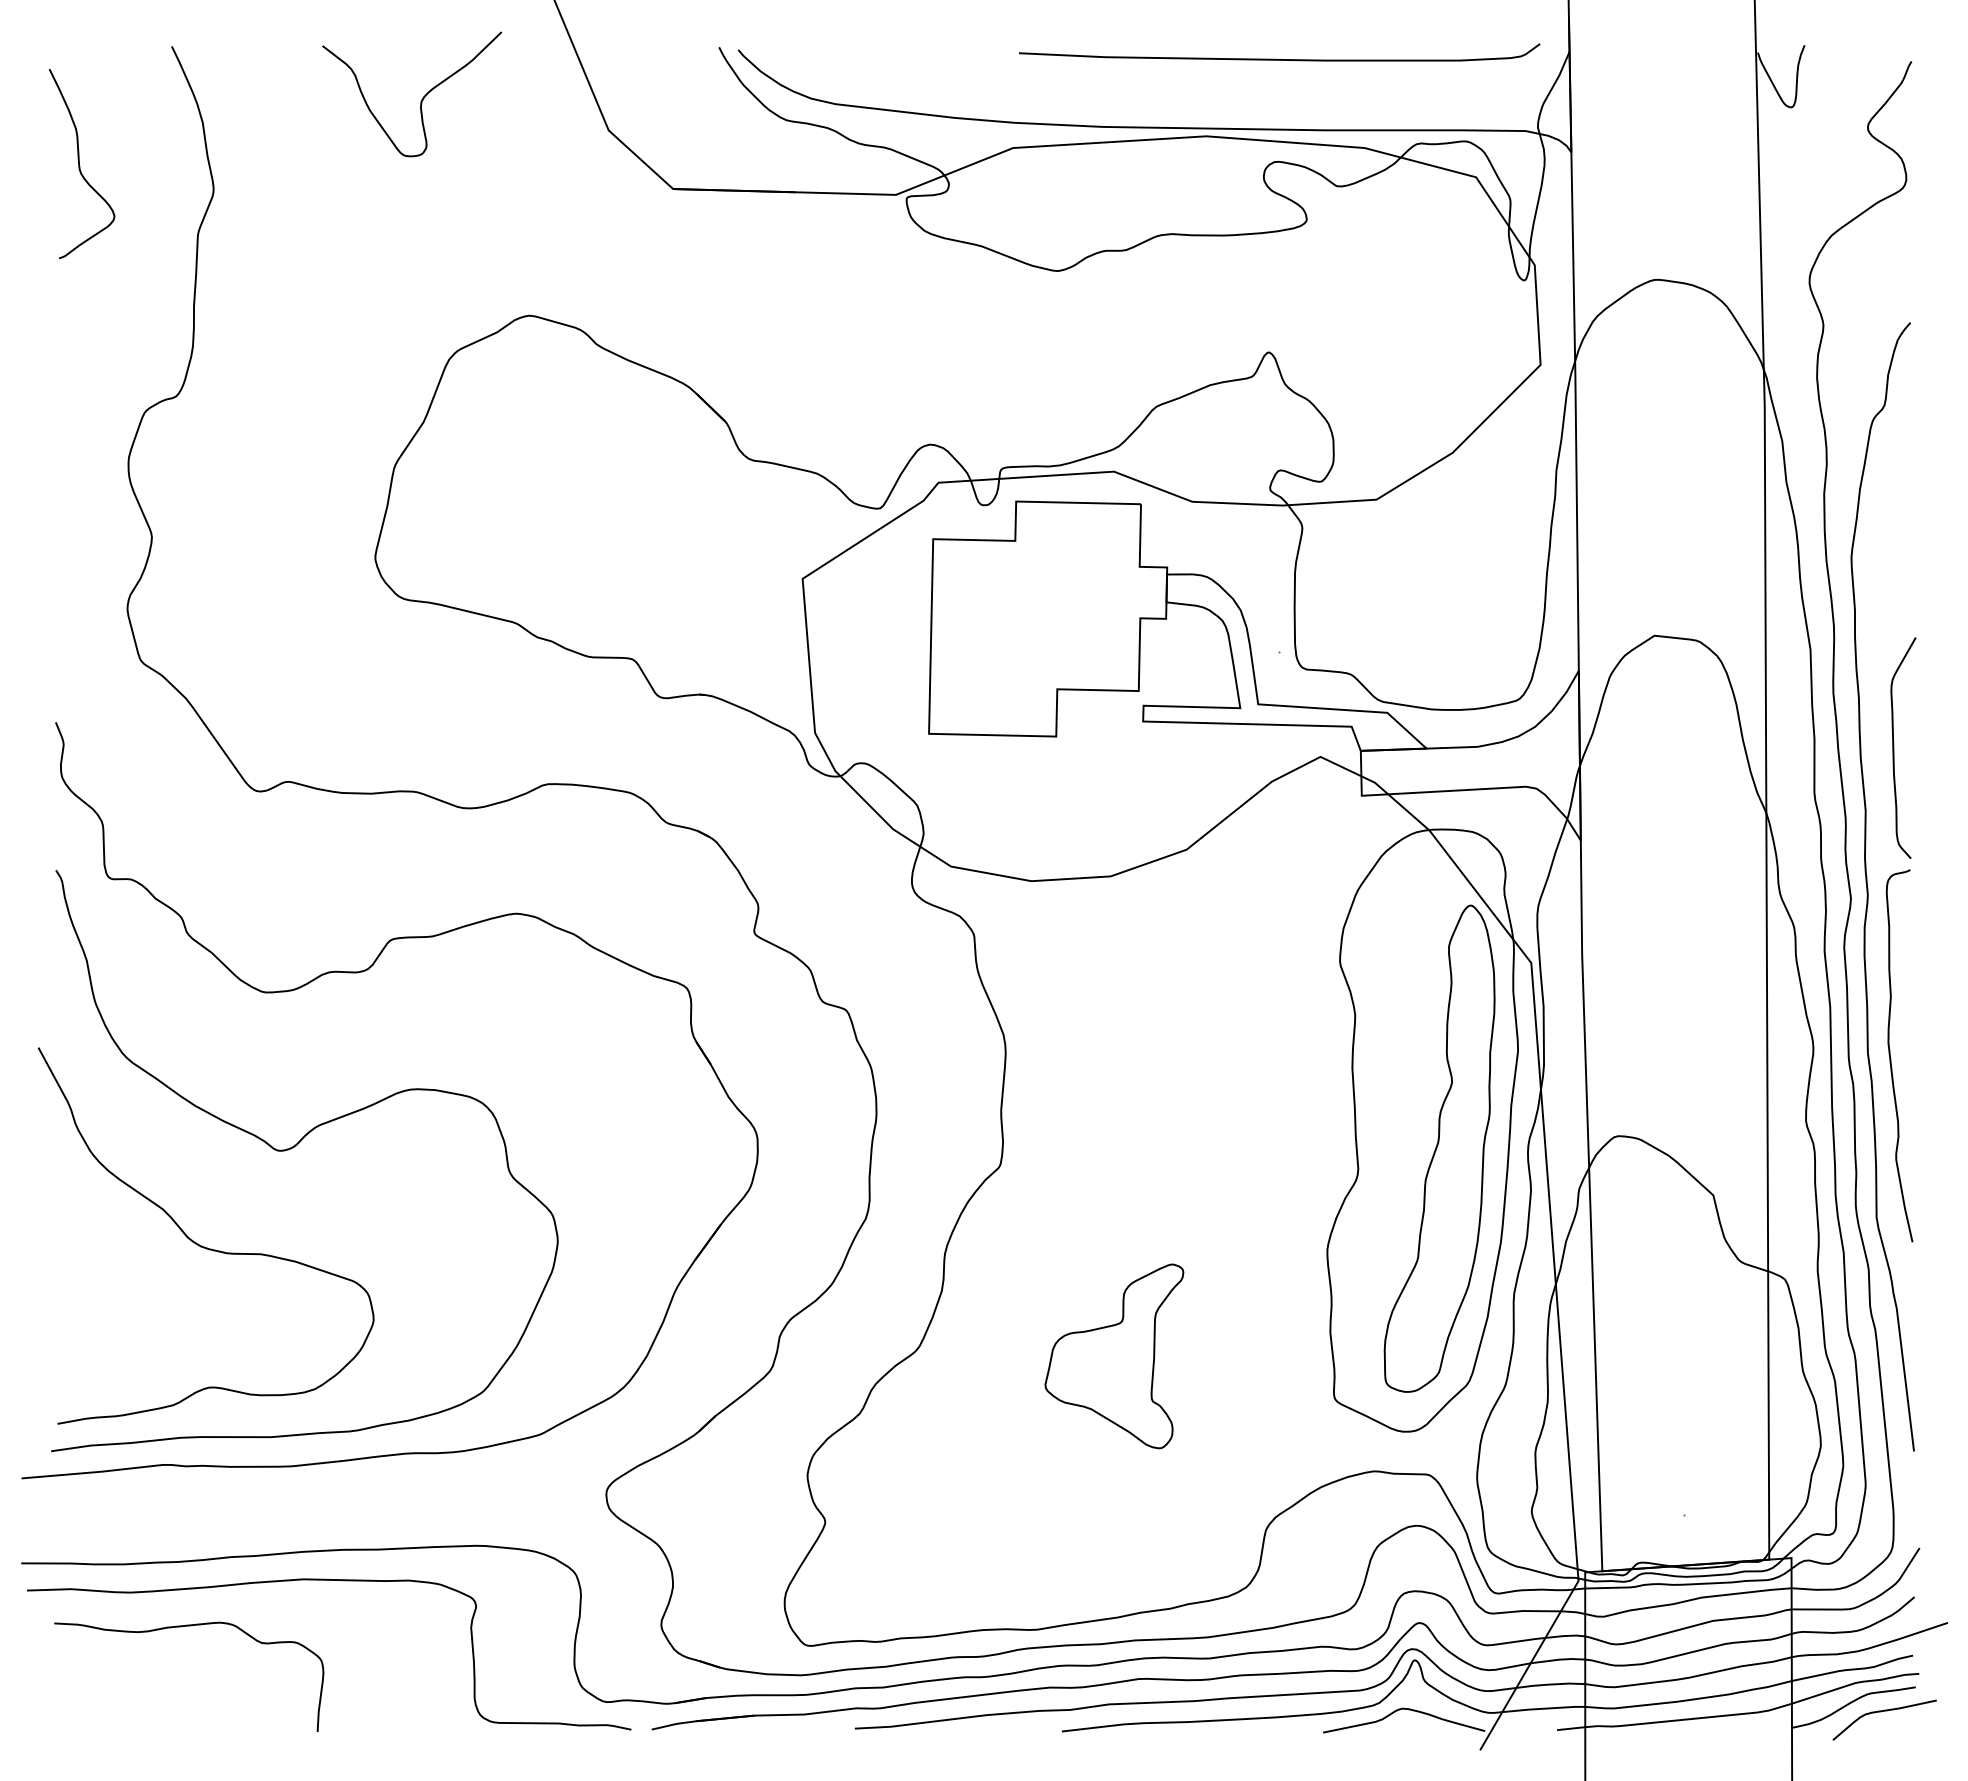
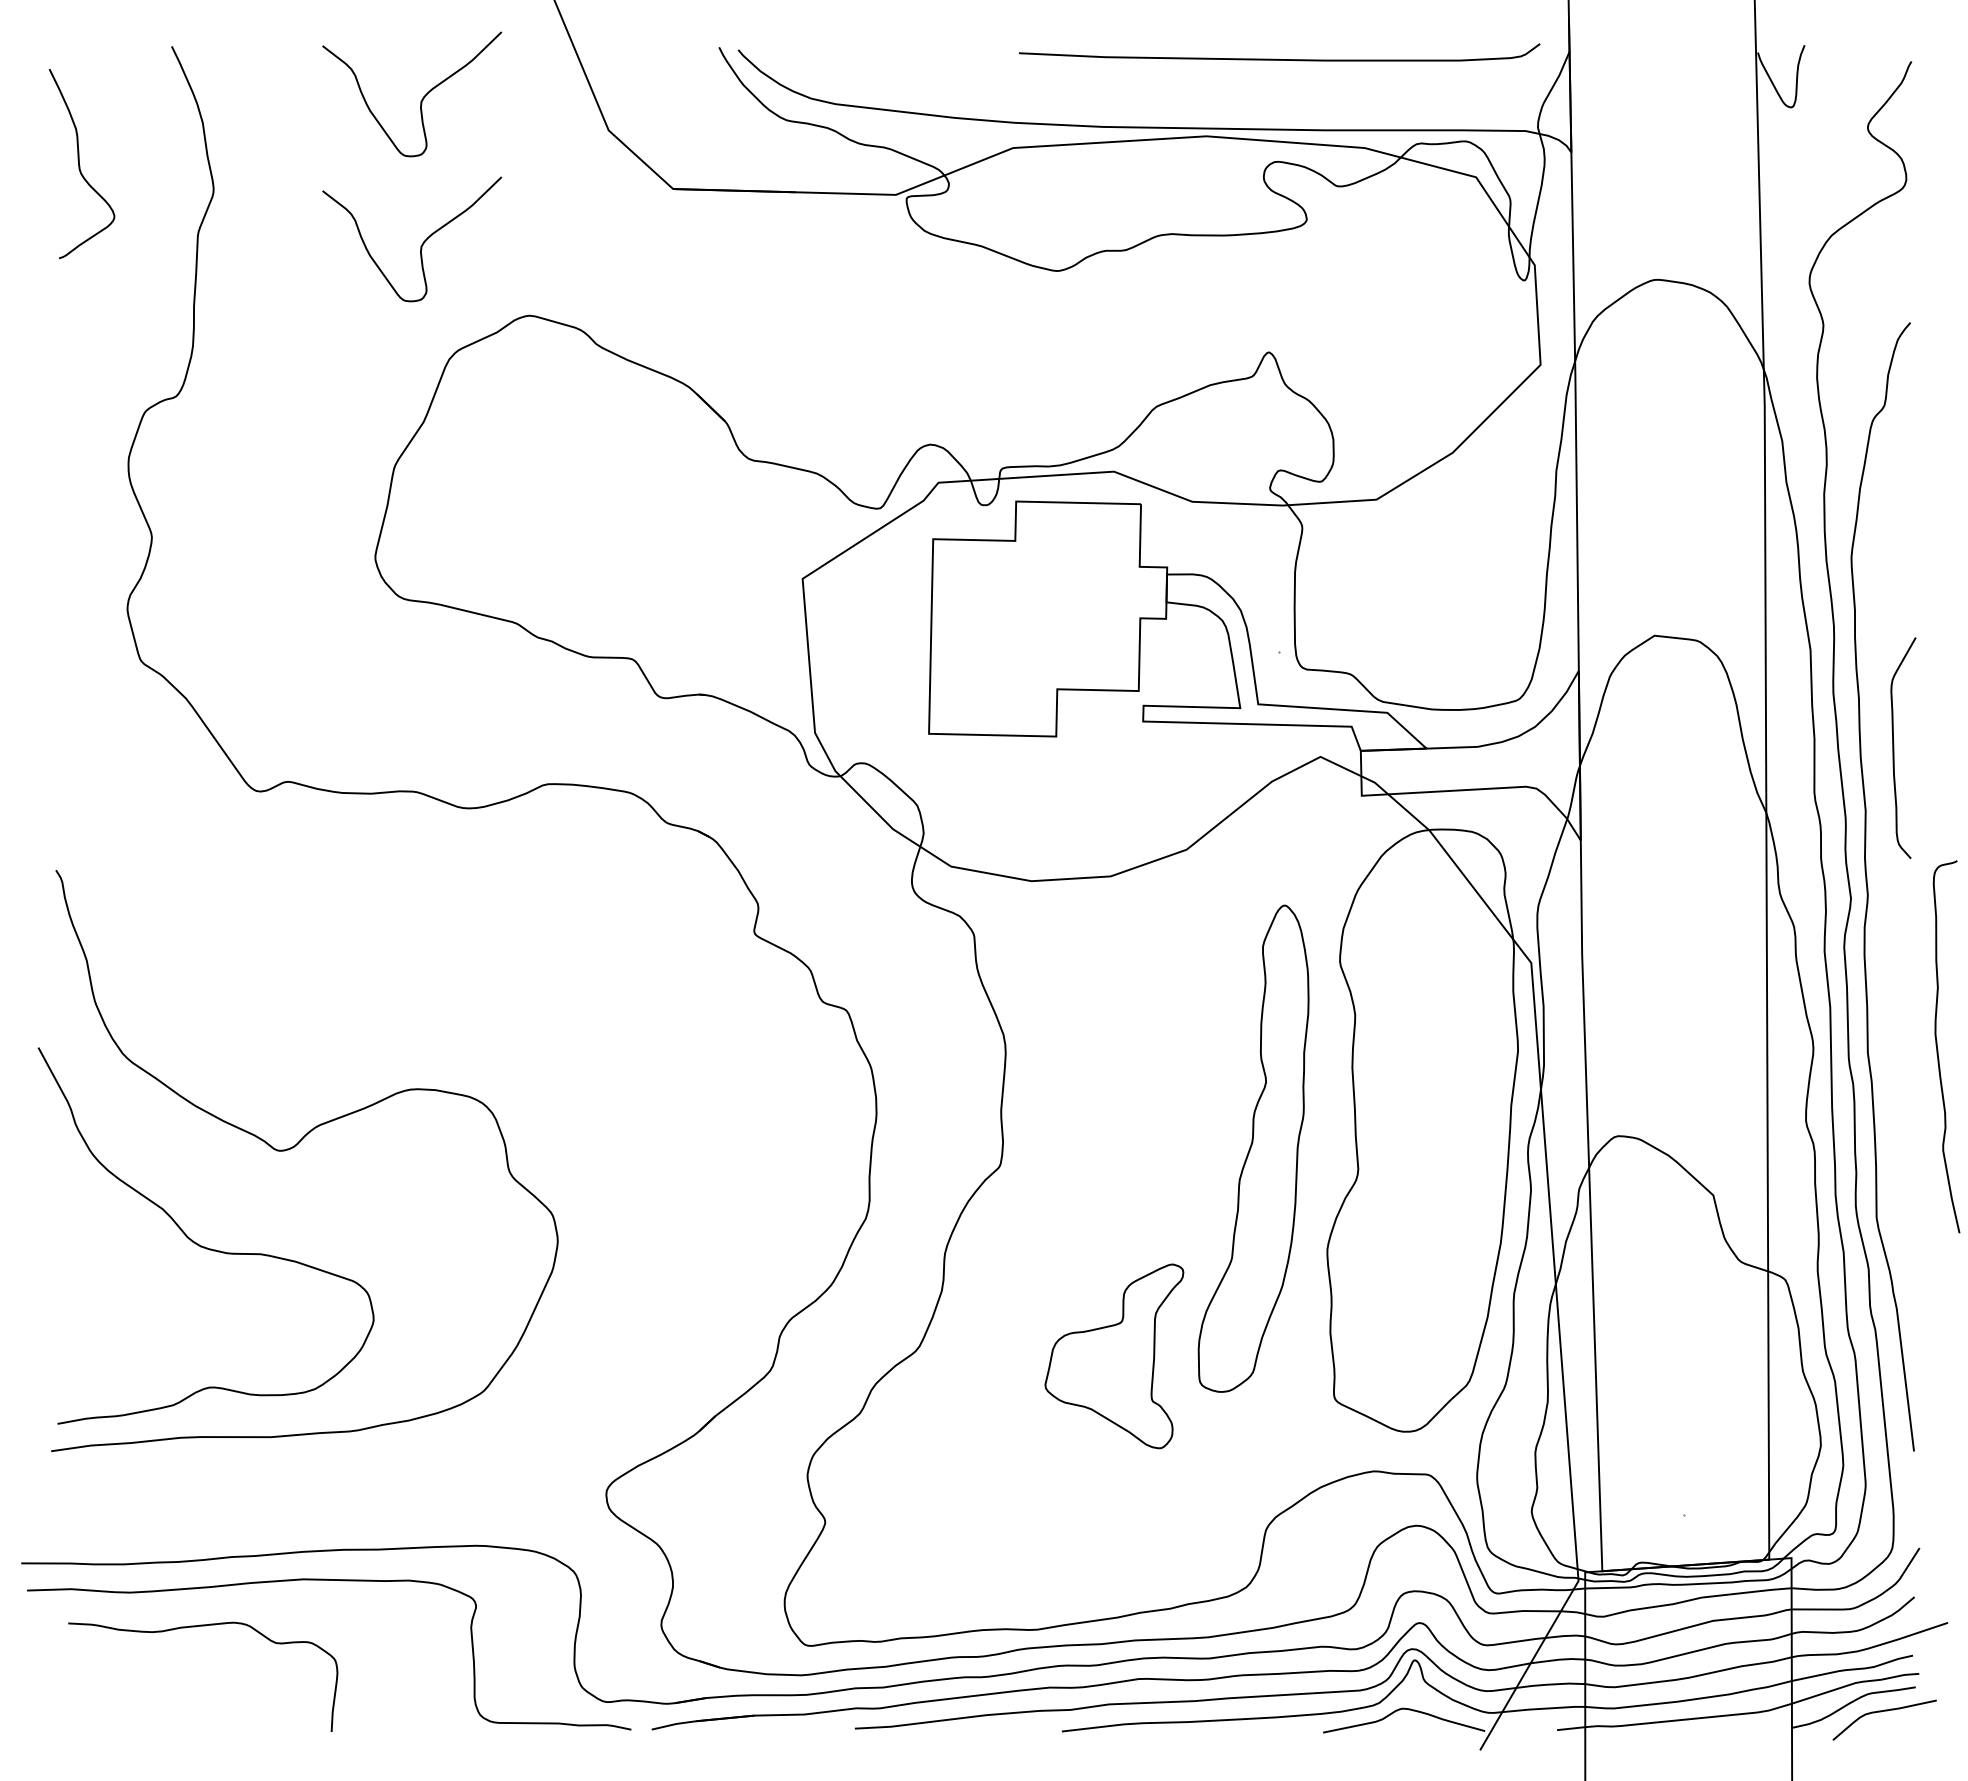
curve: none -> present (421, 244)
part: present -> none (358, 973)
curve position: (1891, 1058) -> (1938, 1049) (1938, 1049)
part position: (1439, 1148) -> (1253, 1148) (1253, 1148)
curve position: (181, 1627) -> (195, 1627) (195, 1627)
